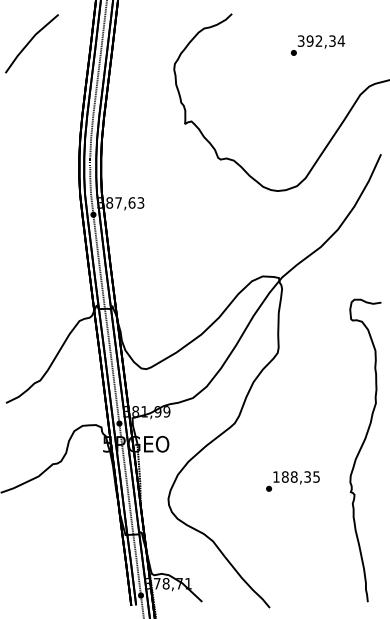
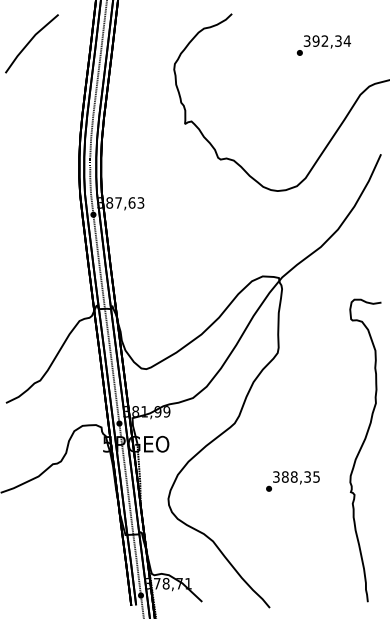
text position: (317, 45) -> (323, 45) (323, 45)
text: 188,35 -> 388,35 (276, 476)
